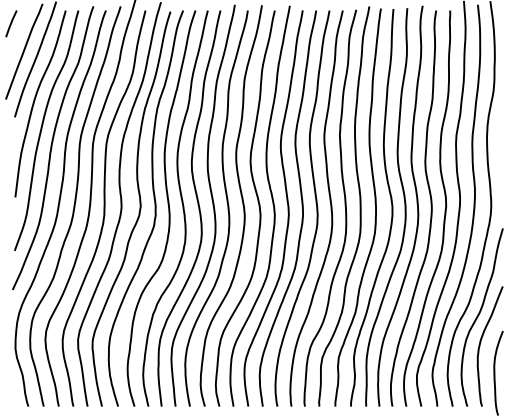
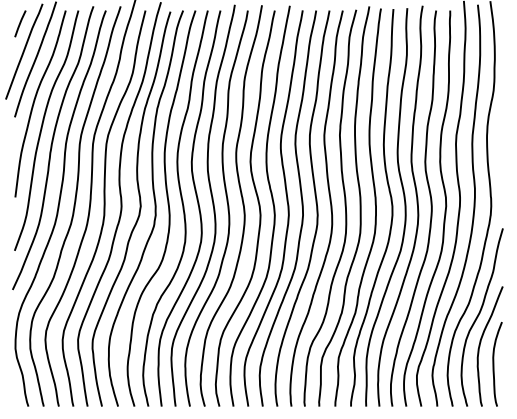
line position: (11, 23) -> (20, 23) (20, 23)
curve position: (495, 373) -> (494, 364) (494, 364)
